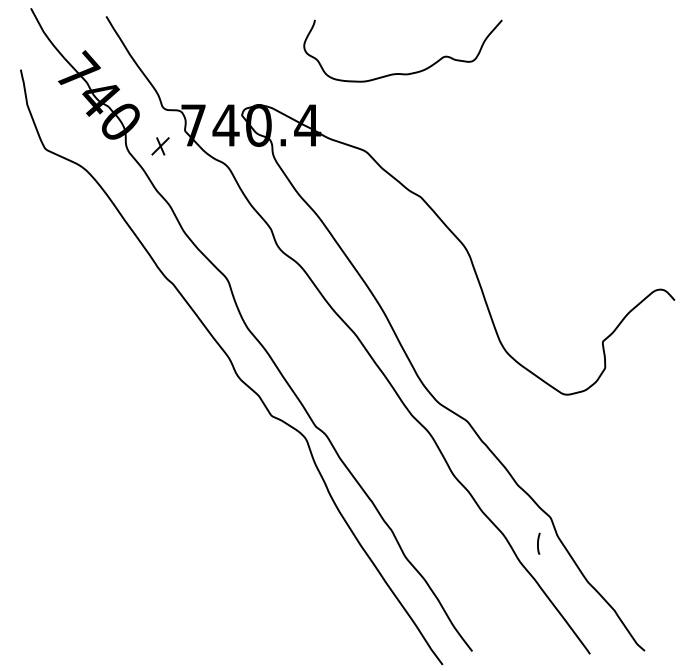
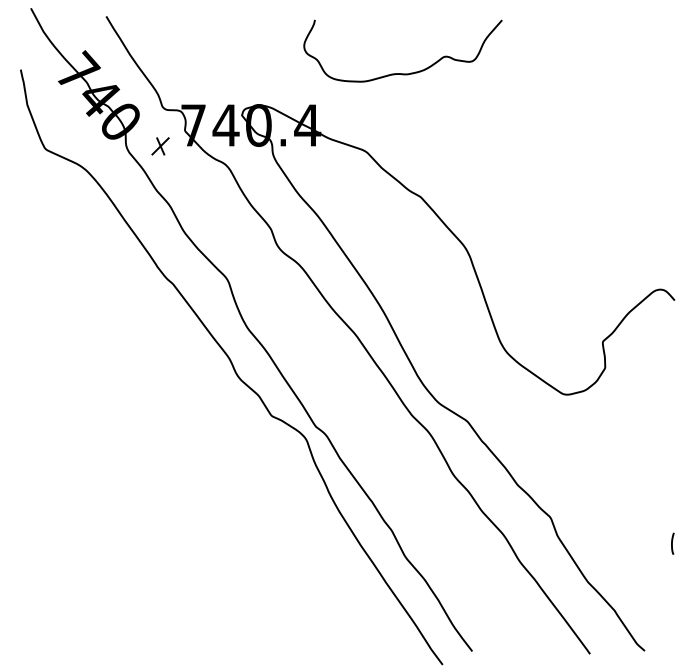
curve position: (538, 543) -> (672, 543) (672, 543)
